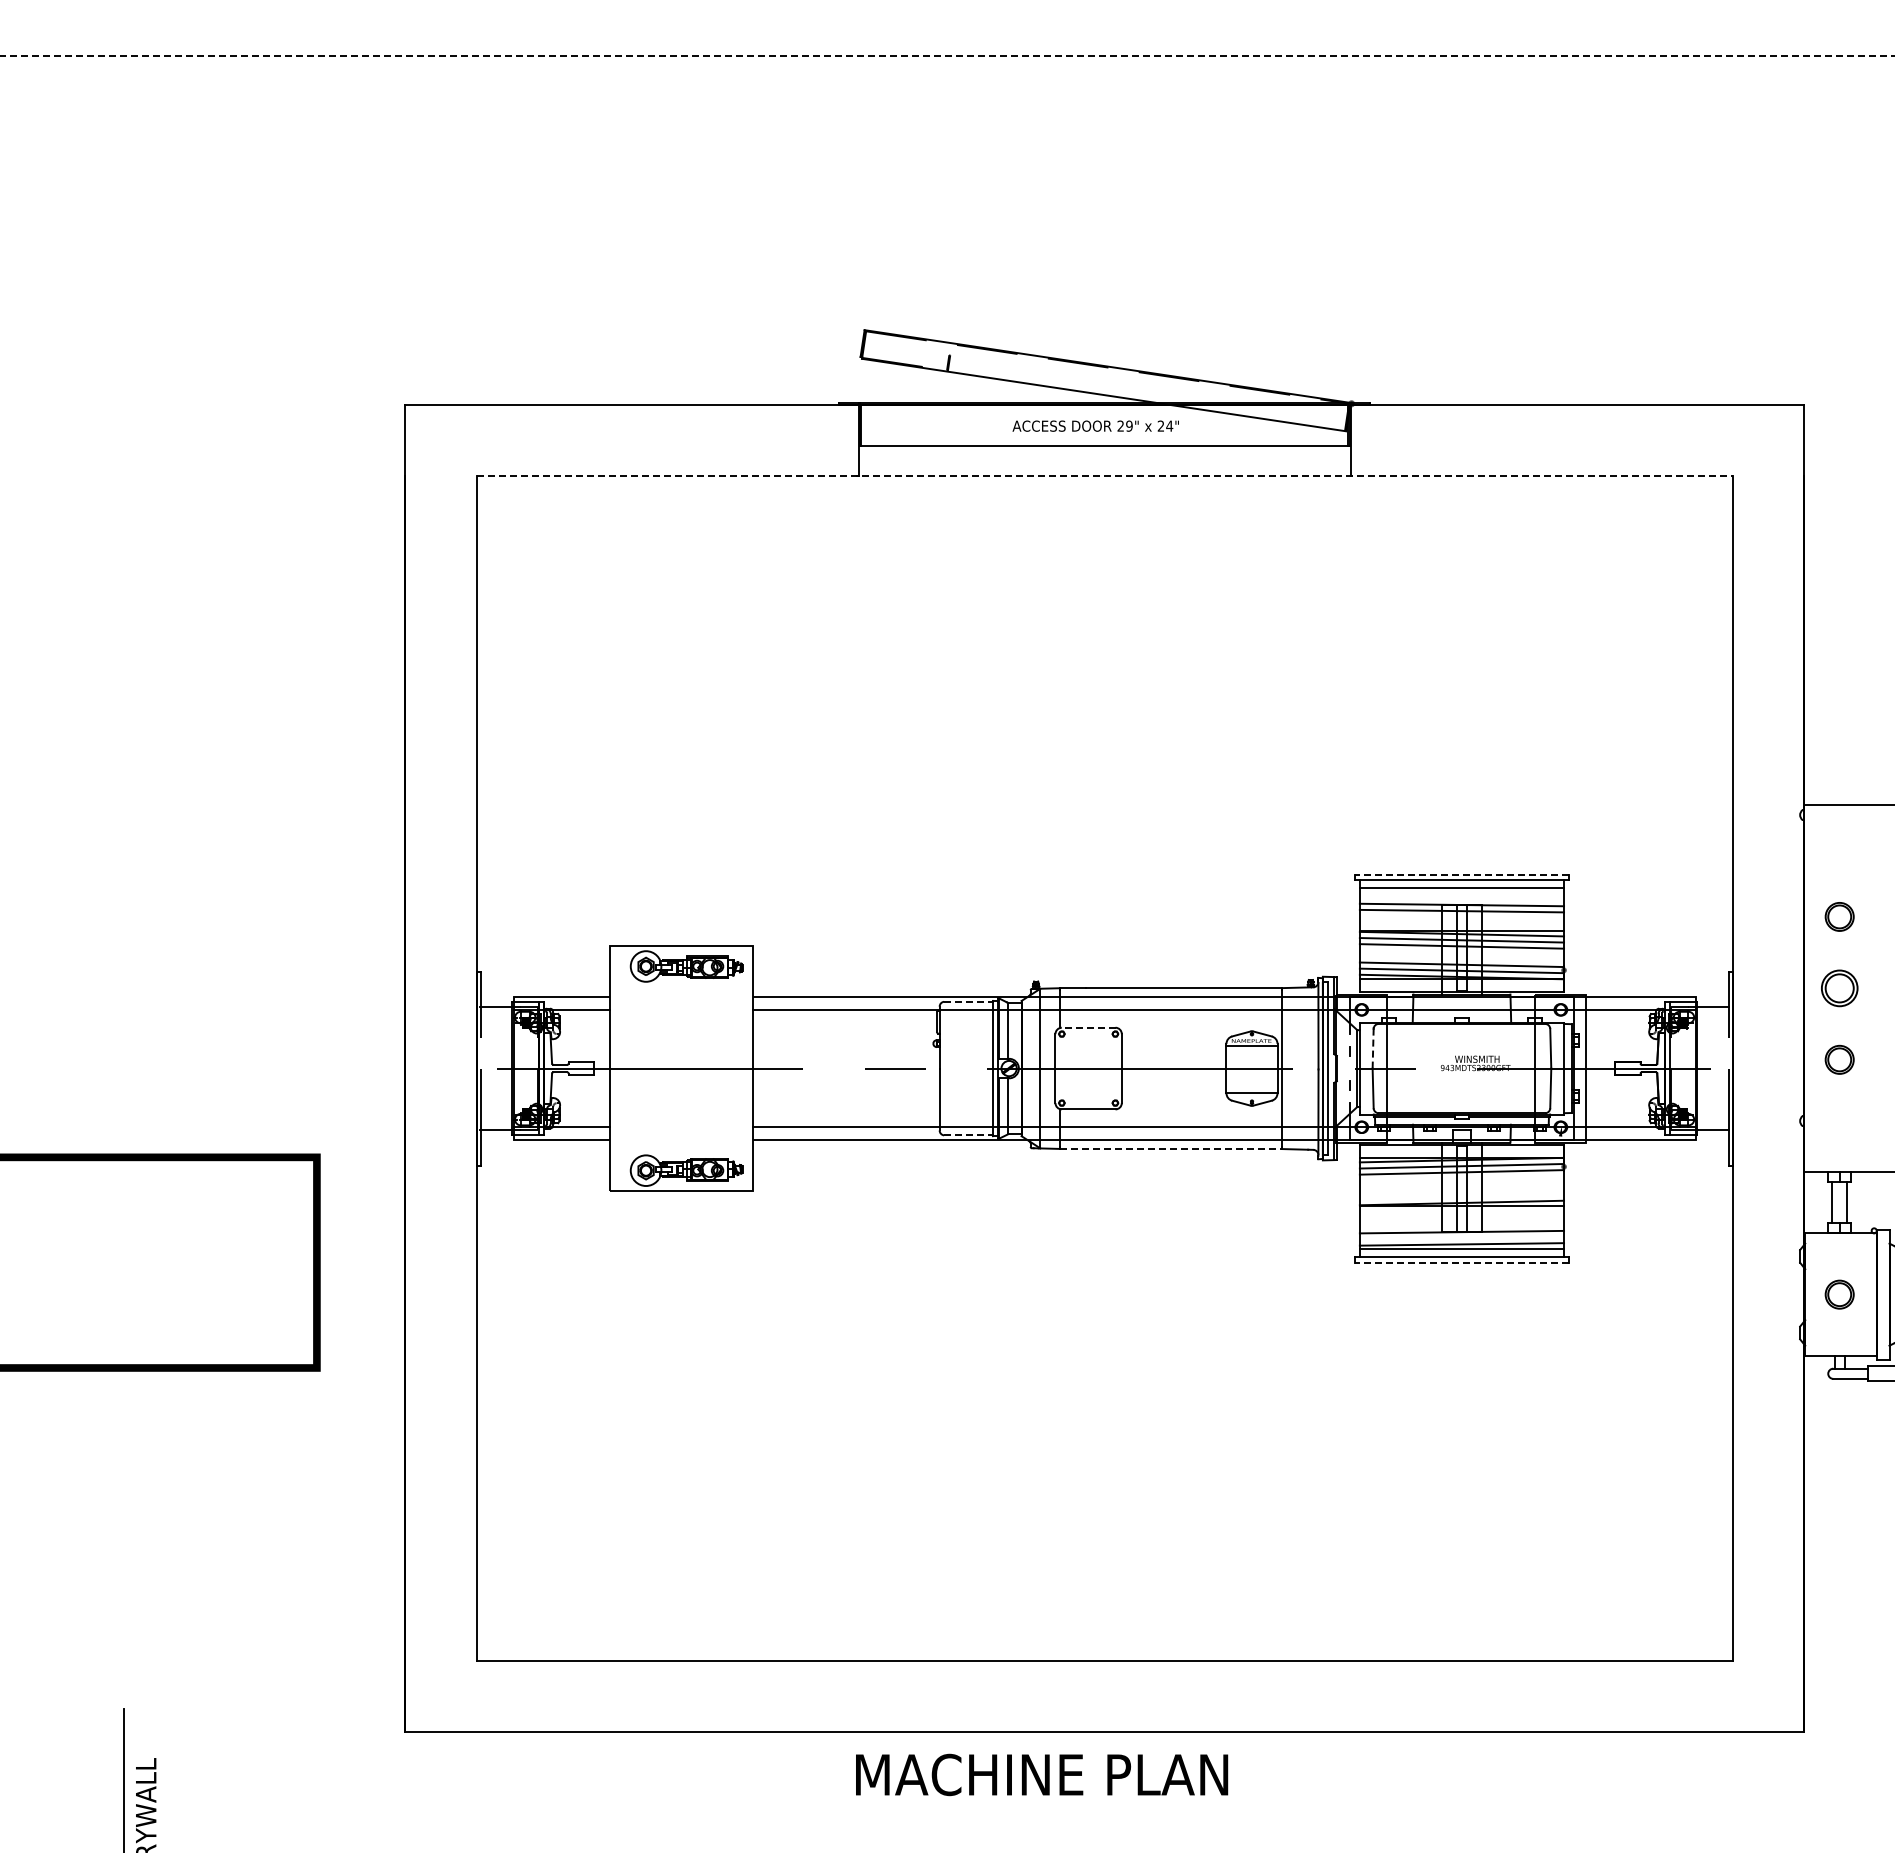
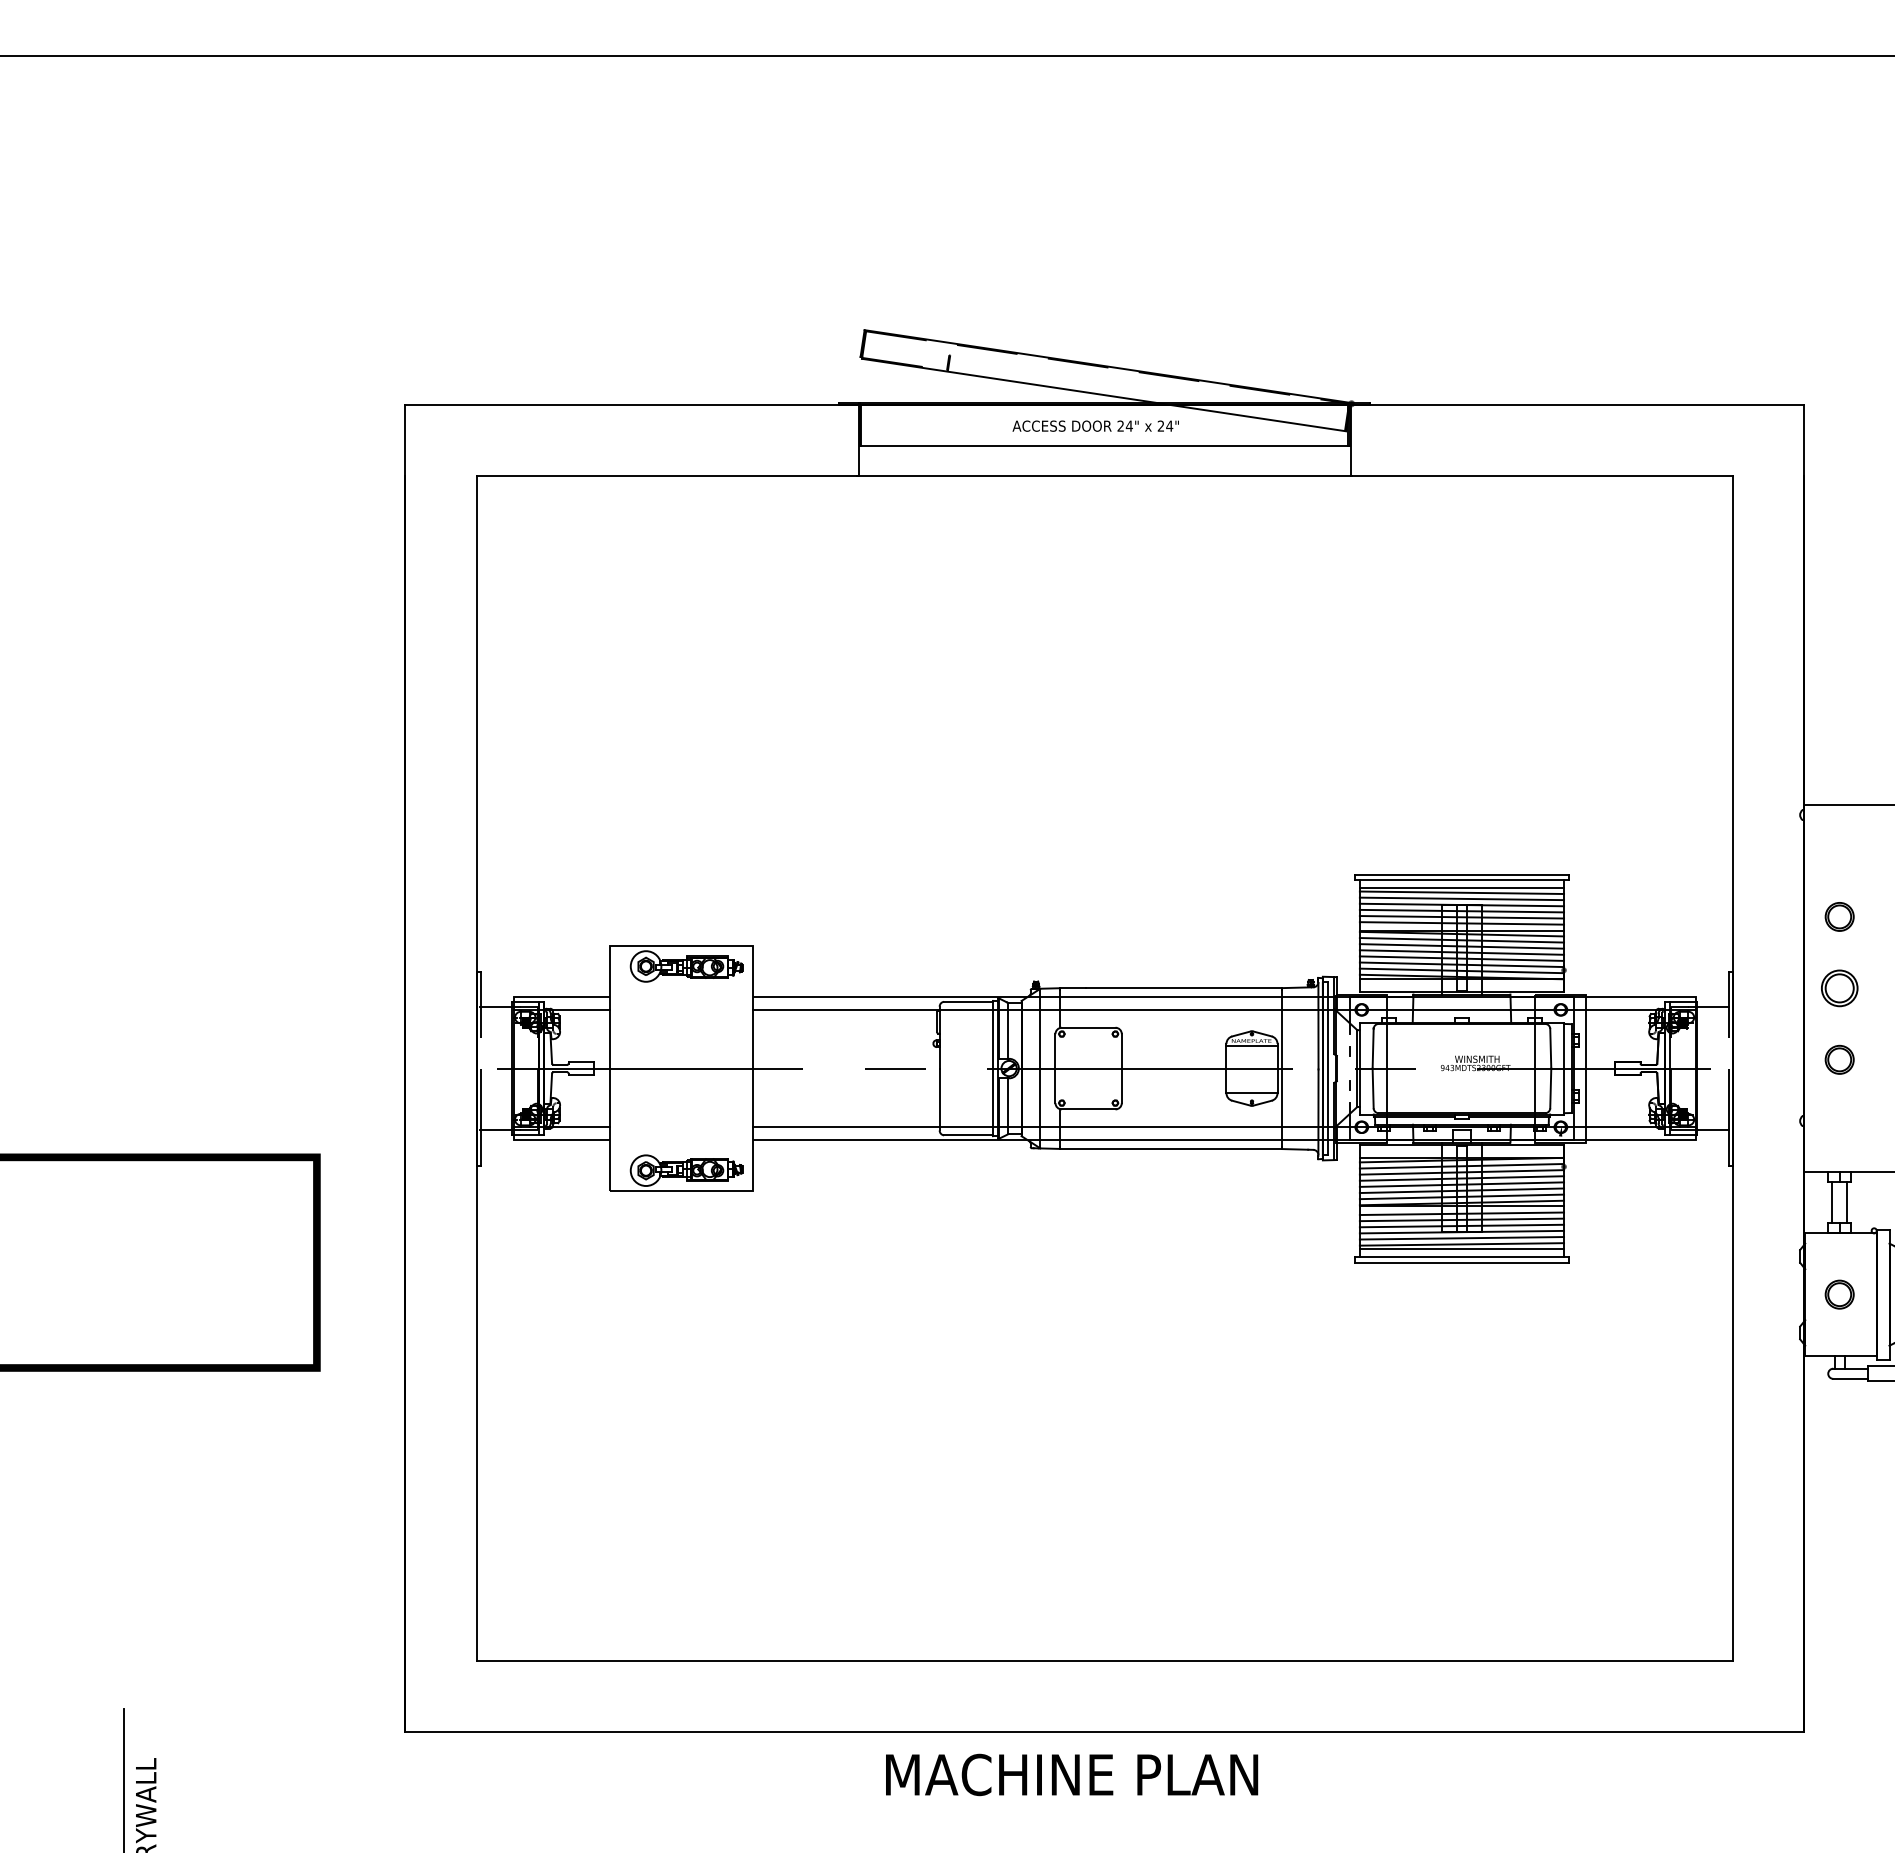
line: dashed -> solid (947, 55)
text: 29" -> 24" (1128, 425)
line: dashed -> solid (1104, 476)
line: dashed -> solid (1461, 874)
line: none -> present (1461, 892)
line: none -> present (1461, 898)
line: none -> present (1461, 917)
line: none -> present (1461, 923)
line: none -> present (1461, 952)
line: none -> present (1461, 958)
line: dashed -> solid (968, 1001)
line: dashed -> solid (1088, 1027)
line: dashed -> solid (1373, 1048)
line: dashed -> solid (968, 1135)
line: dashed -> solid (1171, 1148)
line: none -> present (1461, 1178)
line: none -> present (1461, 1184)
line: none -> present (1461, 1190)
line: none -> present (1461, 1196)
line: none -> present (1461, 1213)
line: none -> present (1461, 1219)
line: none -> present (1461, 1225)
line: none -> present (1461, 1238)
line: dashed -> solid (1461, 1262)
text position: (1042, 1774) -> (1072, 1774) (1072, 1774)
